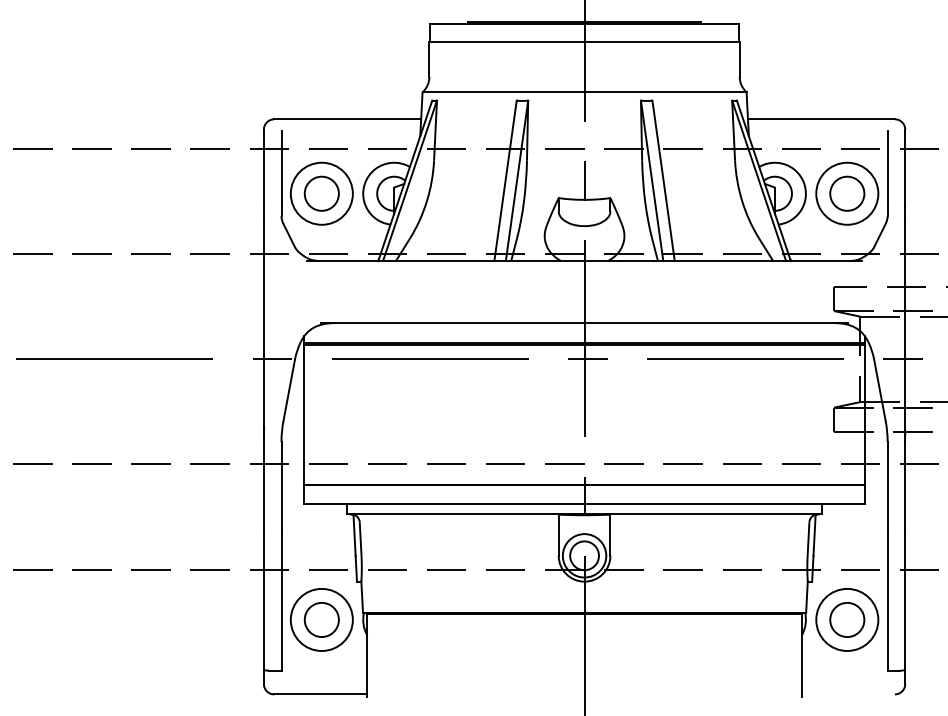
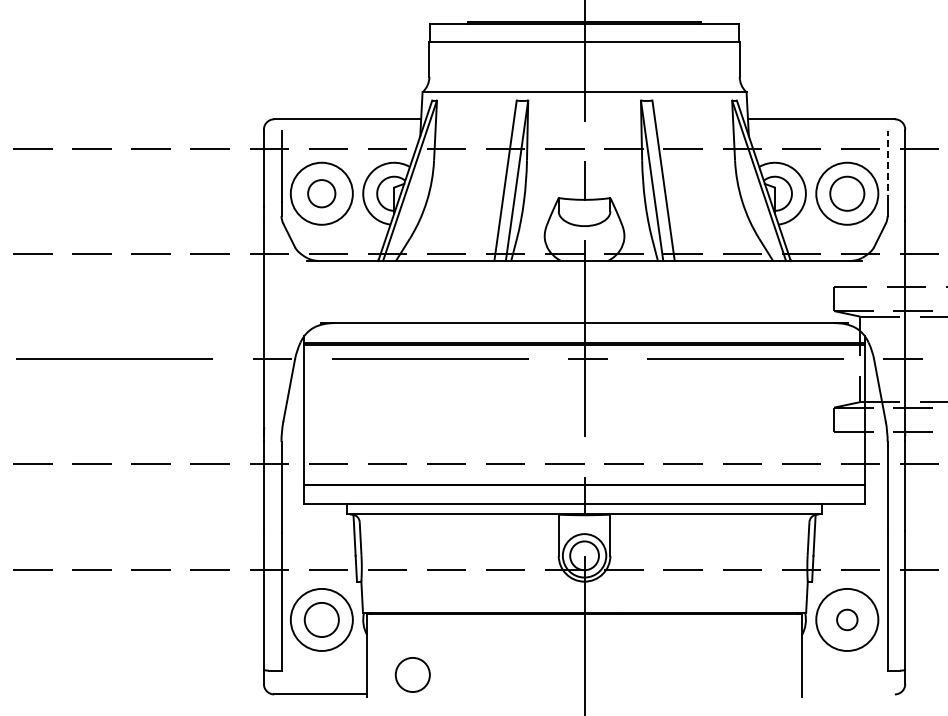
line: solid -> dashed (887, 166)
circle size: 37x37 px -> 30x30 px (321, 193)
circle diameter: 34 px -> 20 px (847, 619)
circle: none -> present (412, 674)
